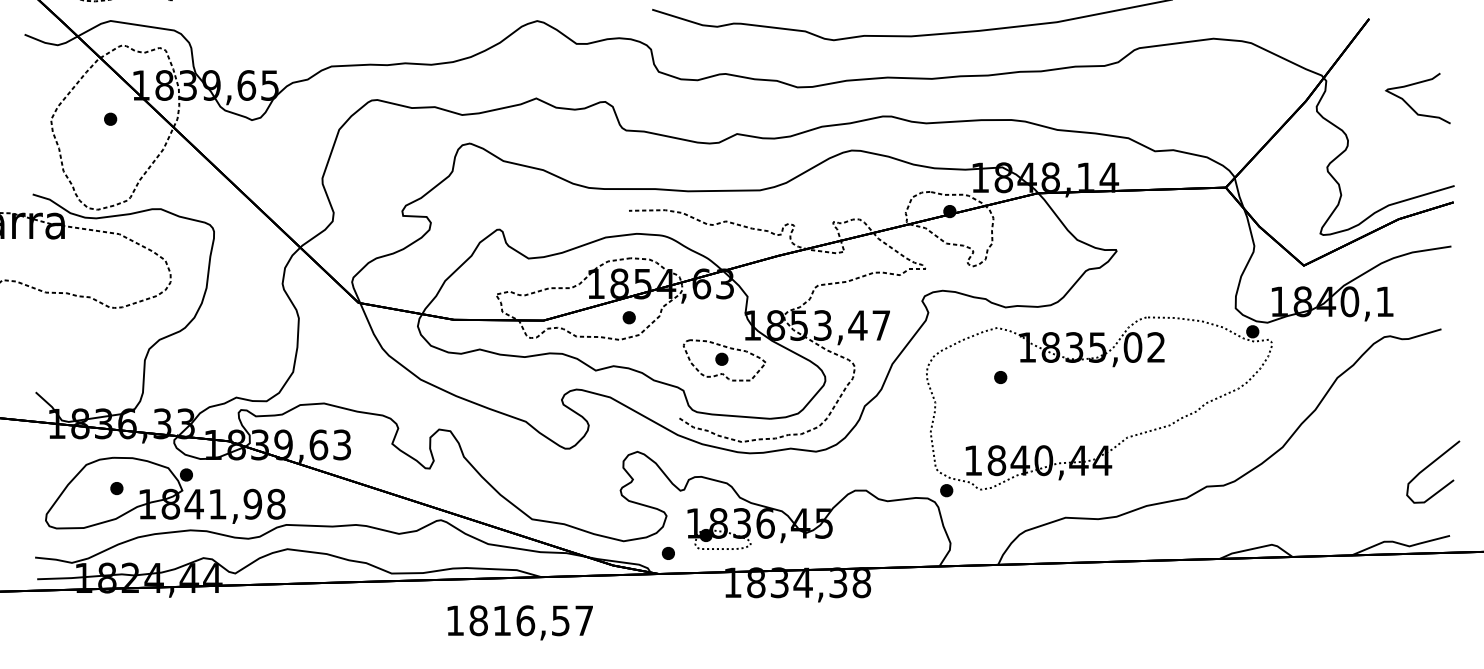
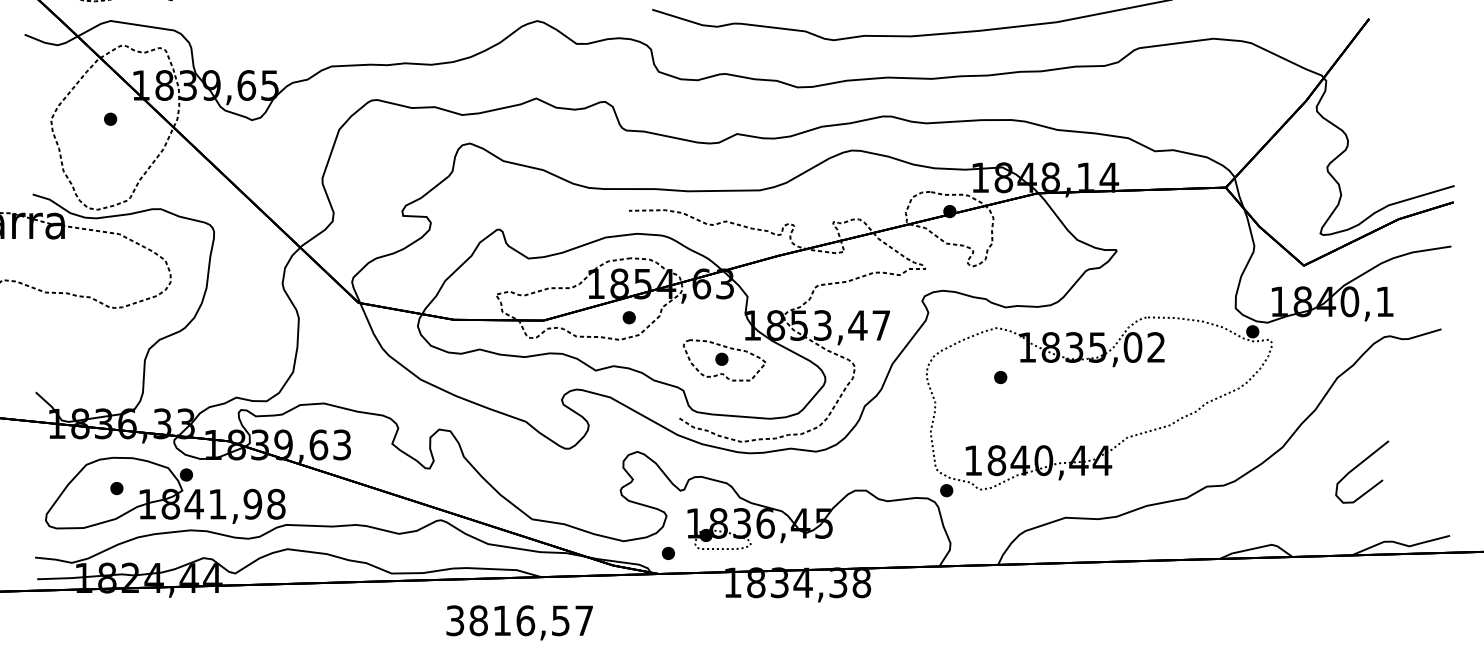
curve: present -> none (1410, 105)
curve position: (1429, 466) -> (1358, 466) (1358, 466)
text: 1816,57 -> 3816,57 (455, 620)
